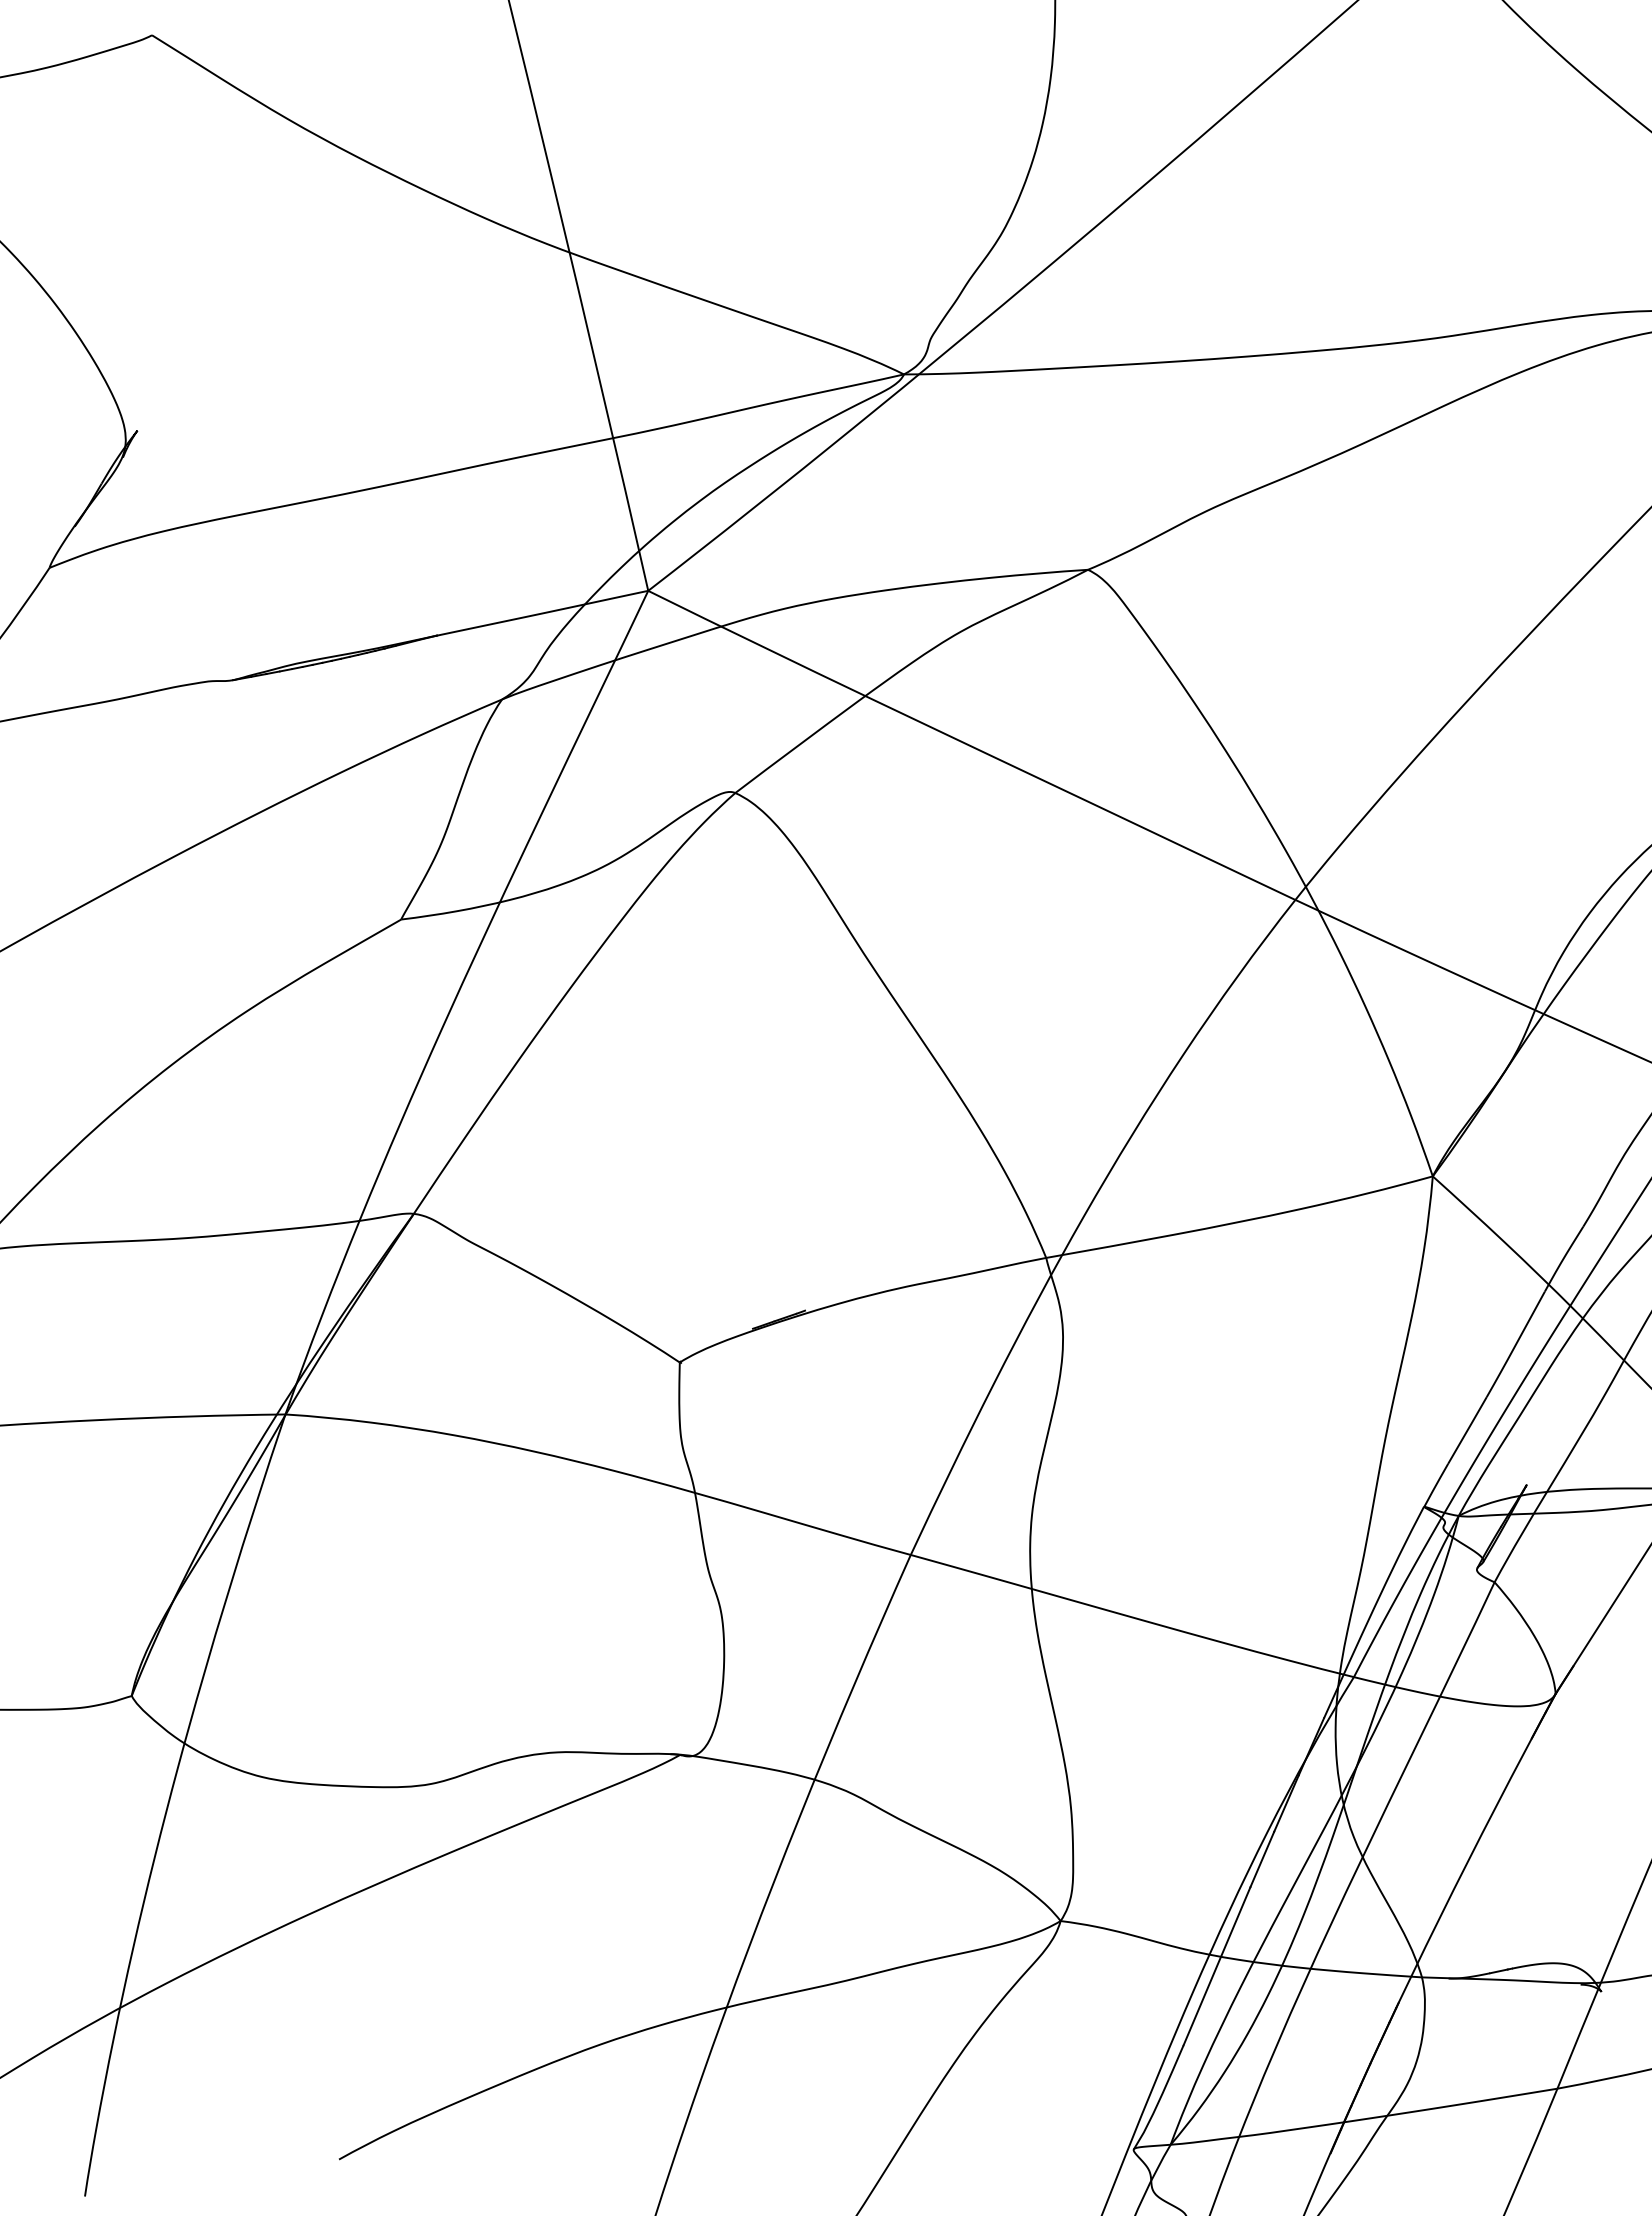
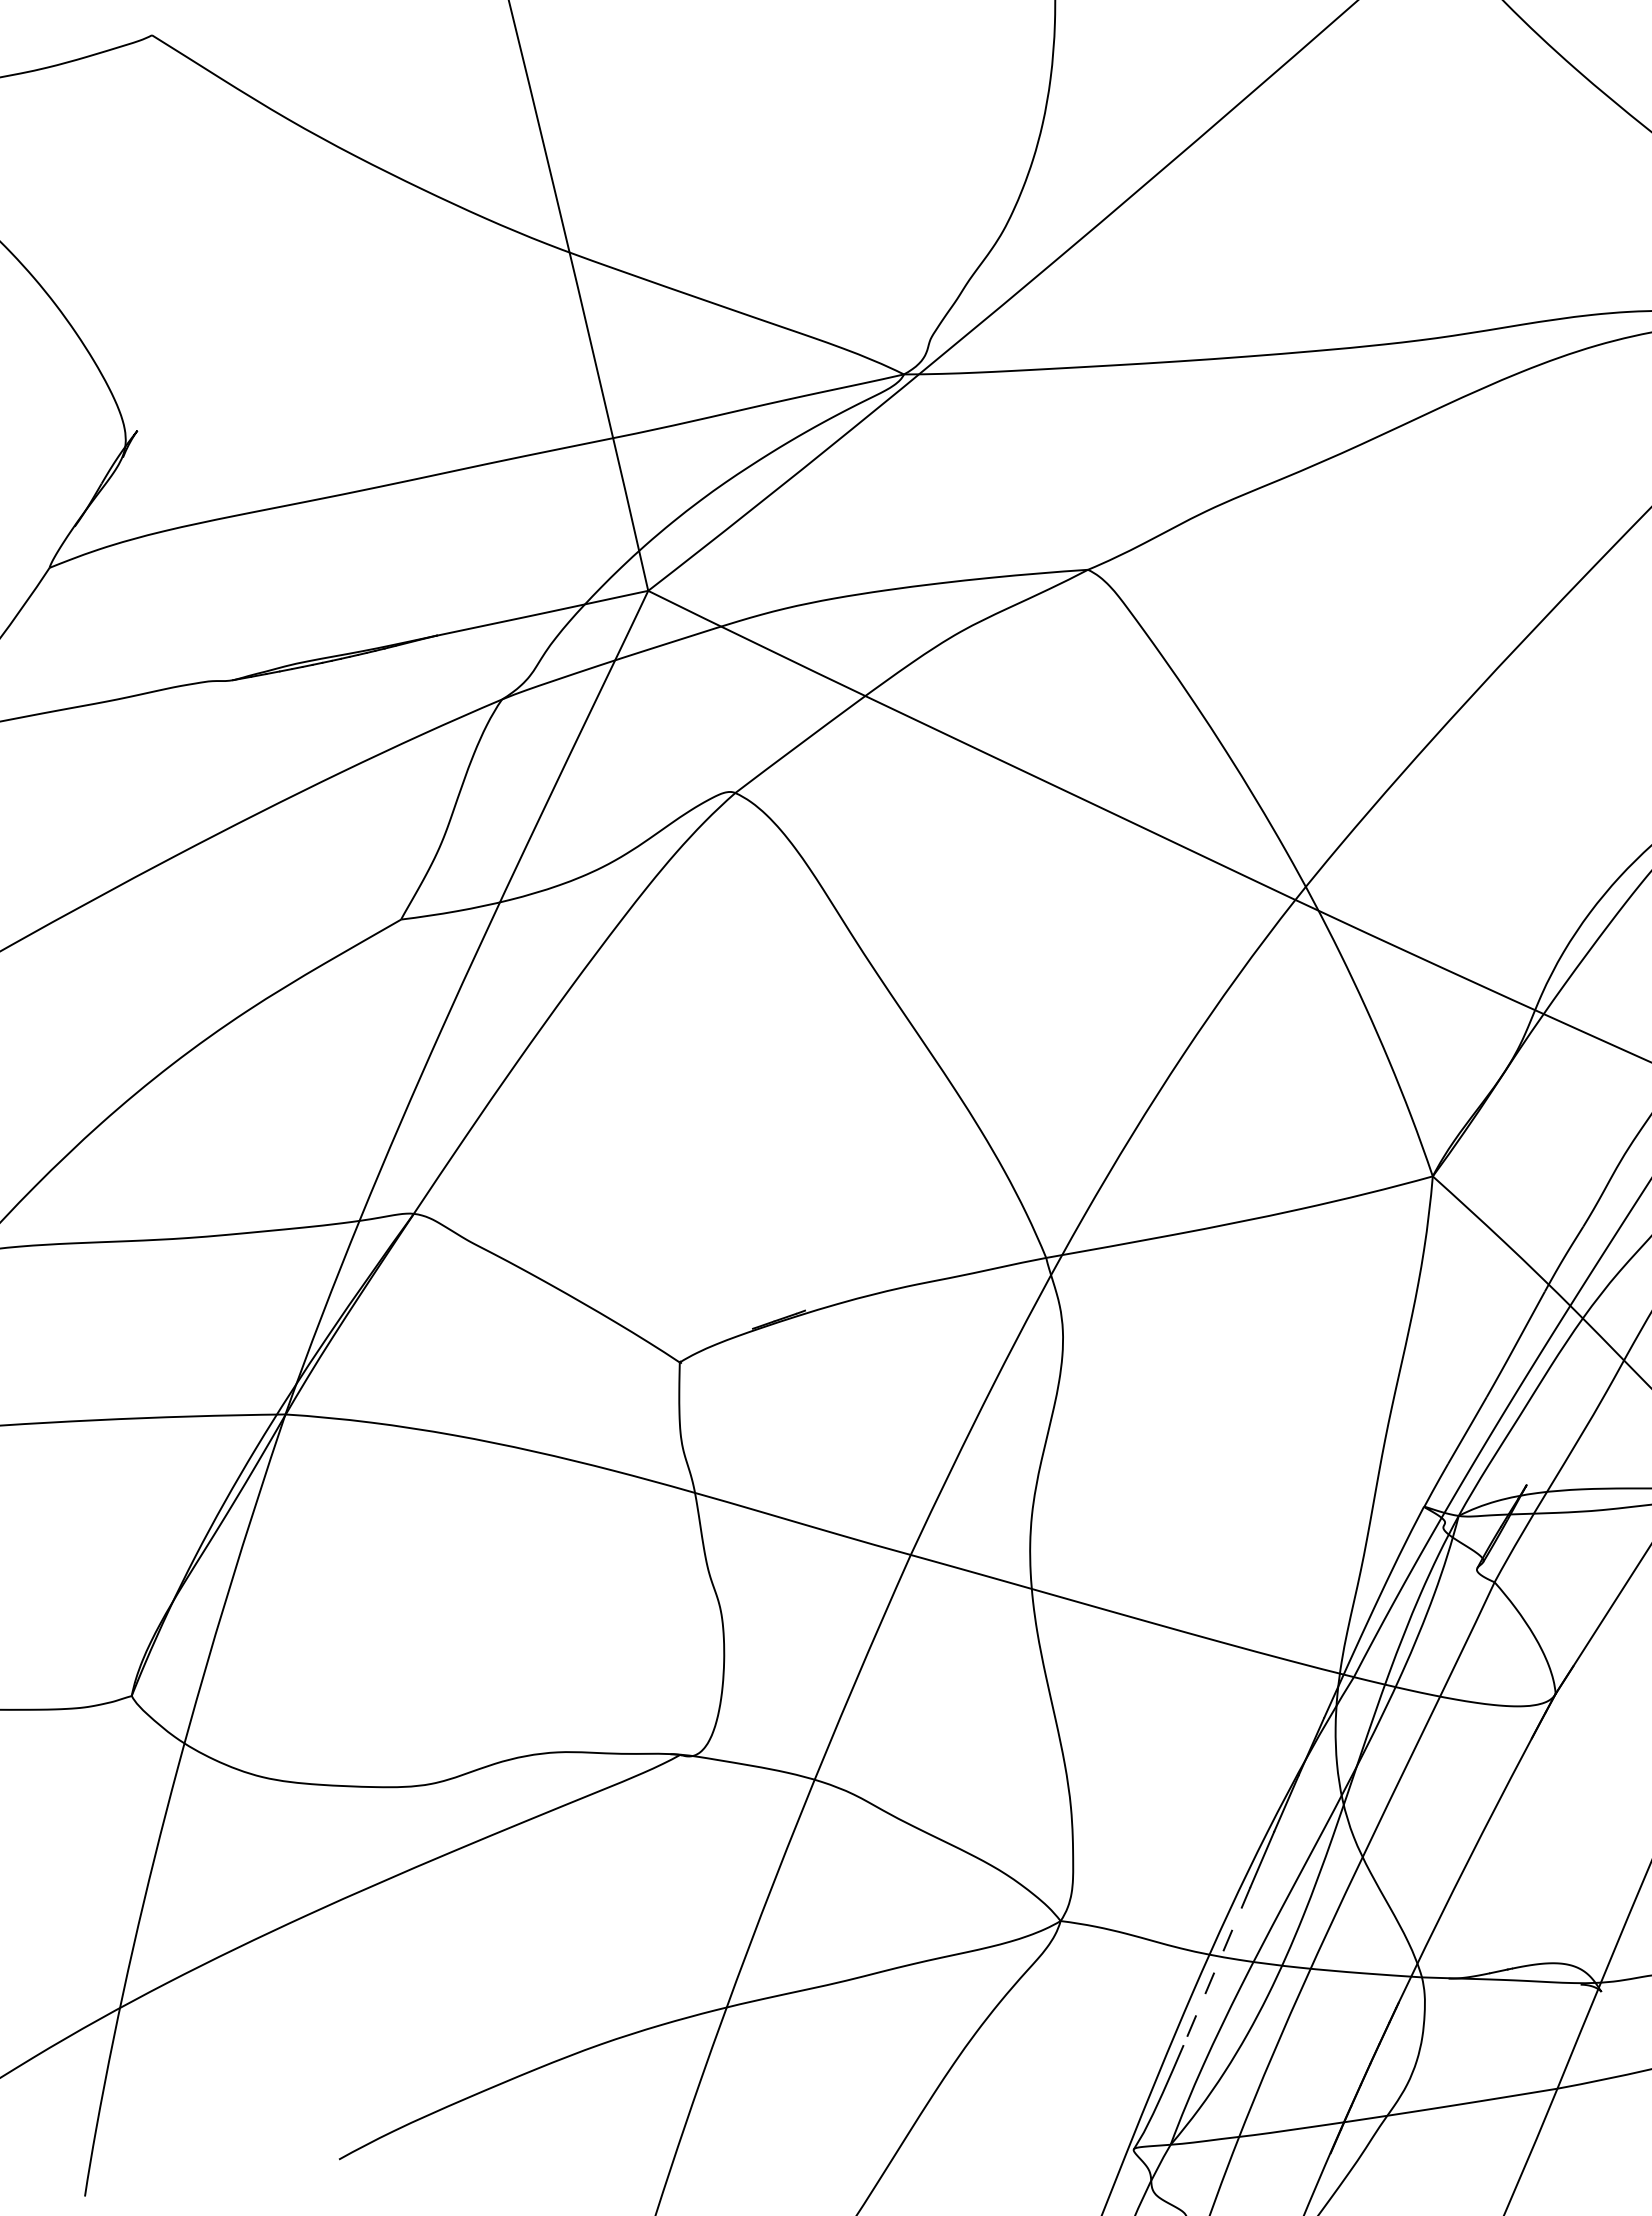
line: solid -> dashed (1217, 1966)
